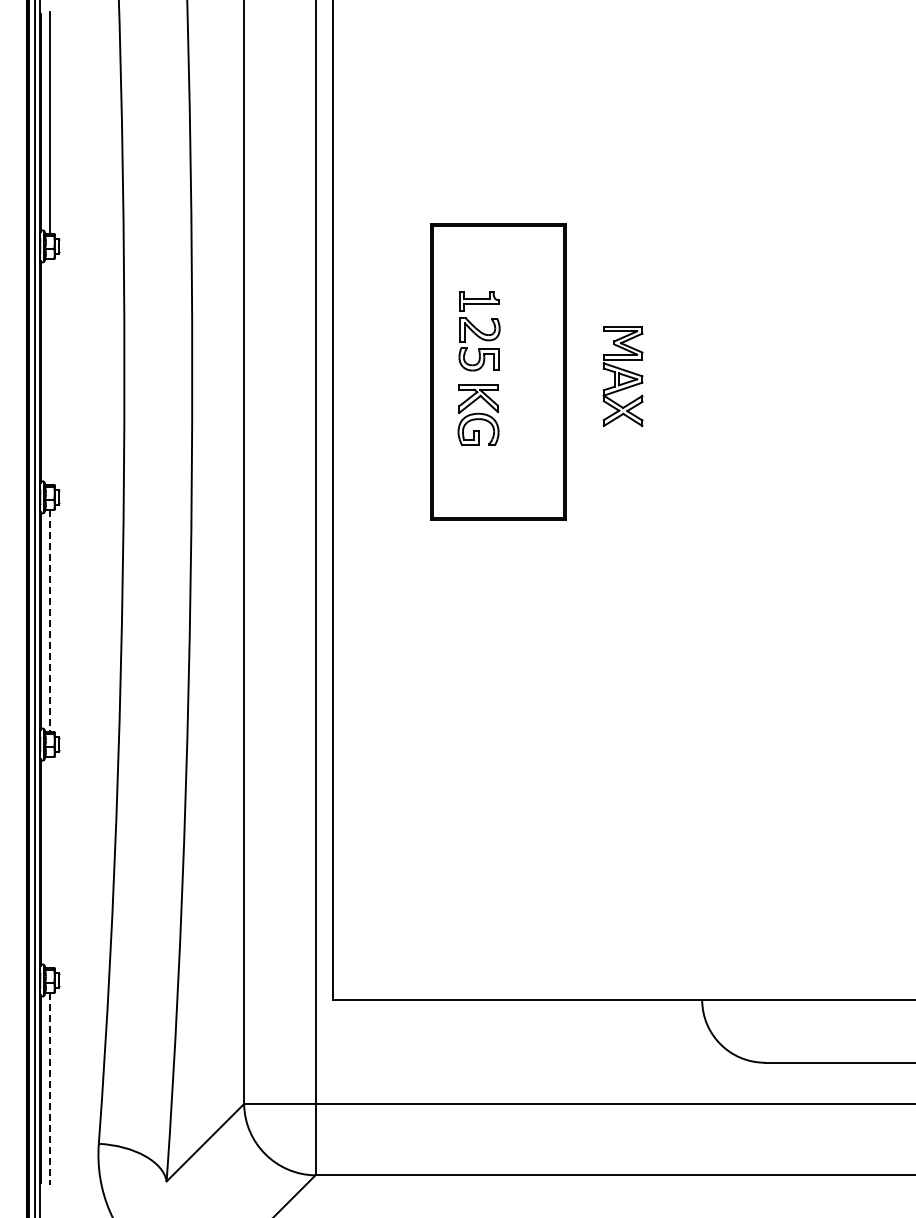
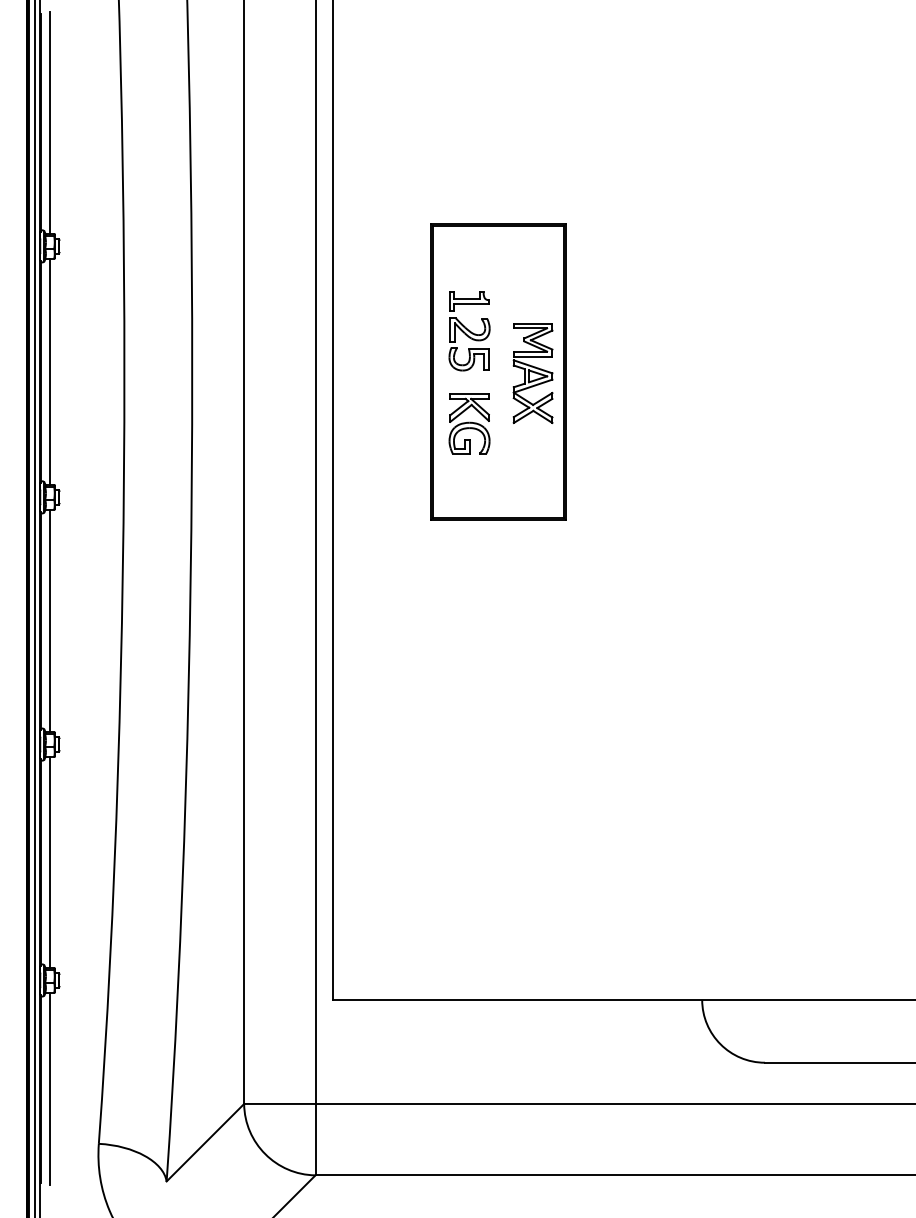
part position: (479, 331) -> (469, 331) (469, 331)
line: none -> present (49, 371)
part position: (622, 376) -> (532, 373) (532, 373)
part position: (478, 414) -> (469, 423) (469, 423)
line: dashed -> solid (49, 620)
line: none -> present (49, 862)
line: dashed -> solid (49, 1089)
